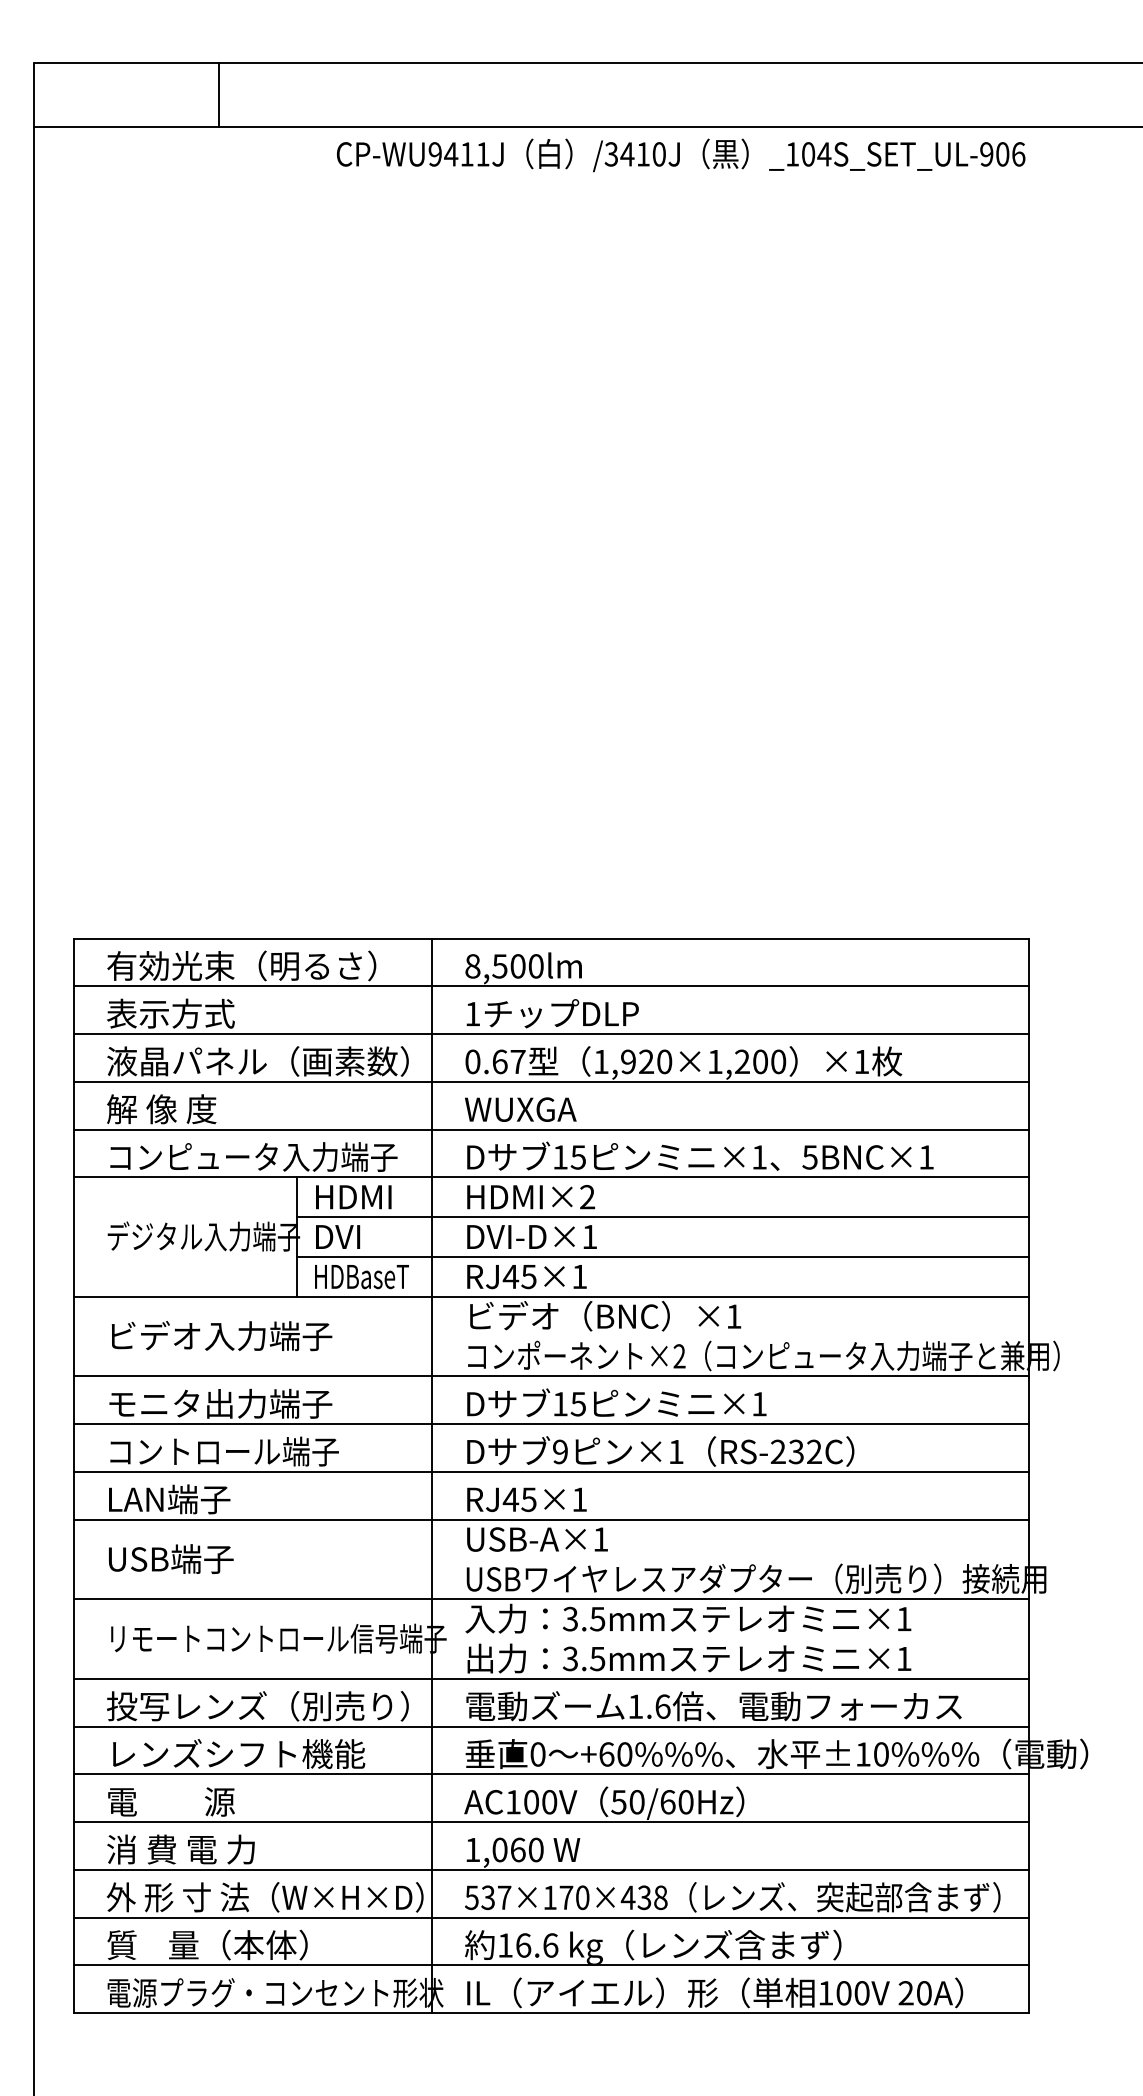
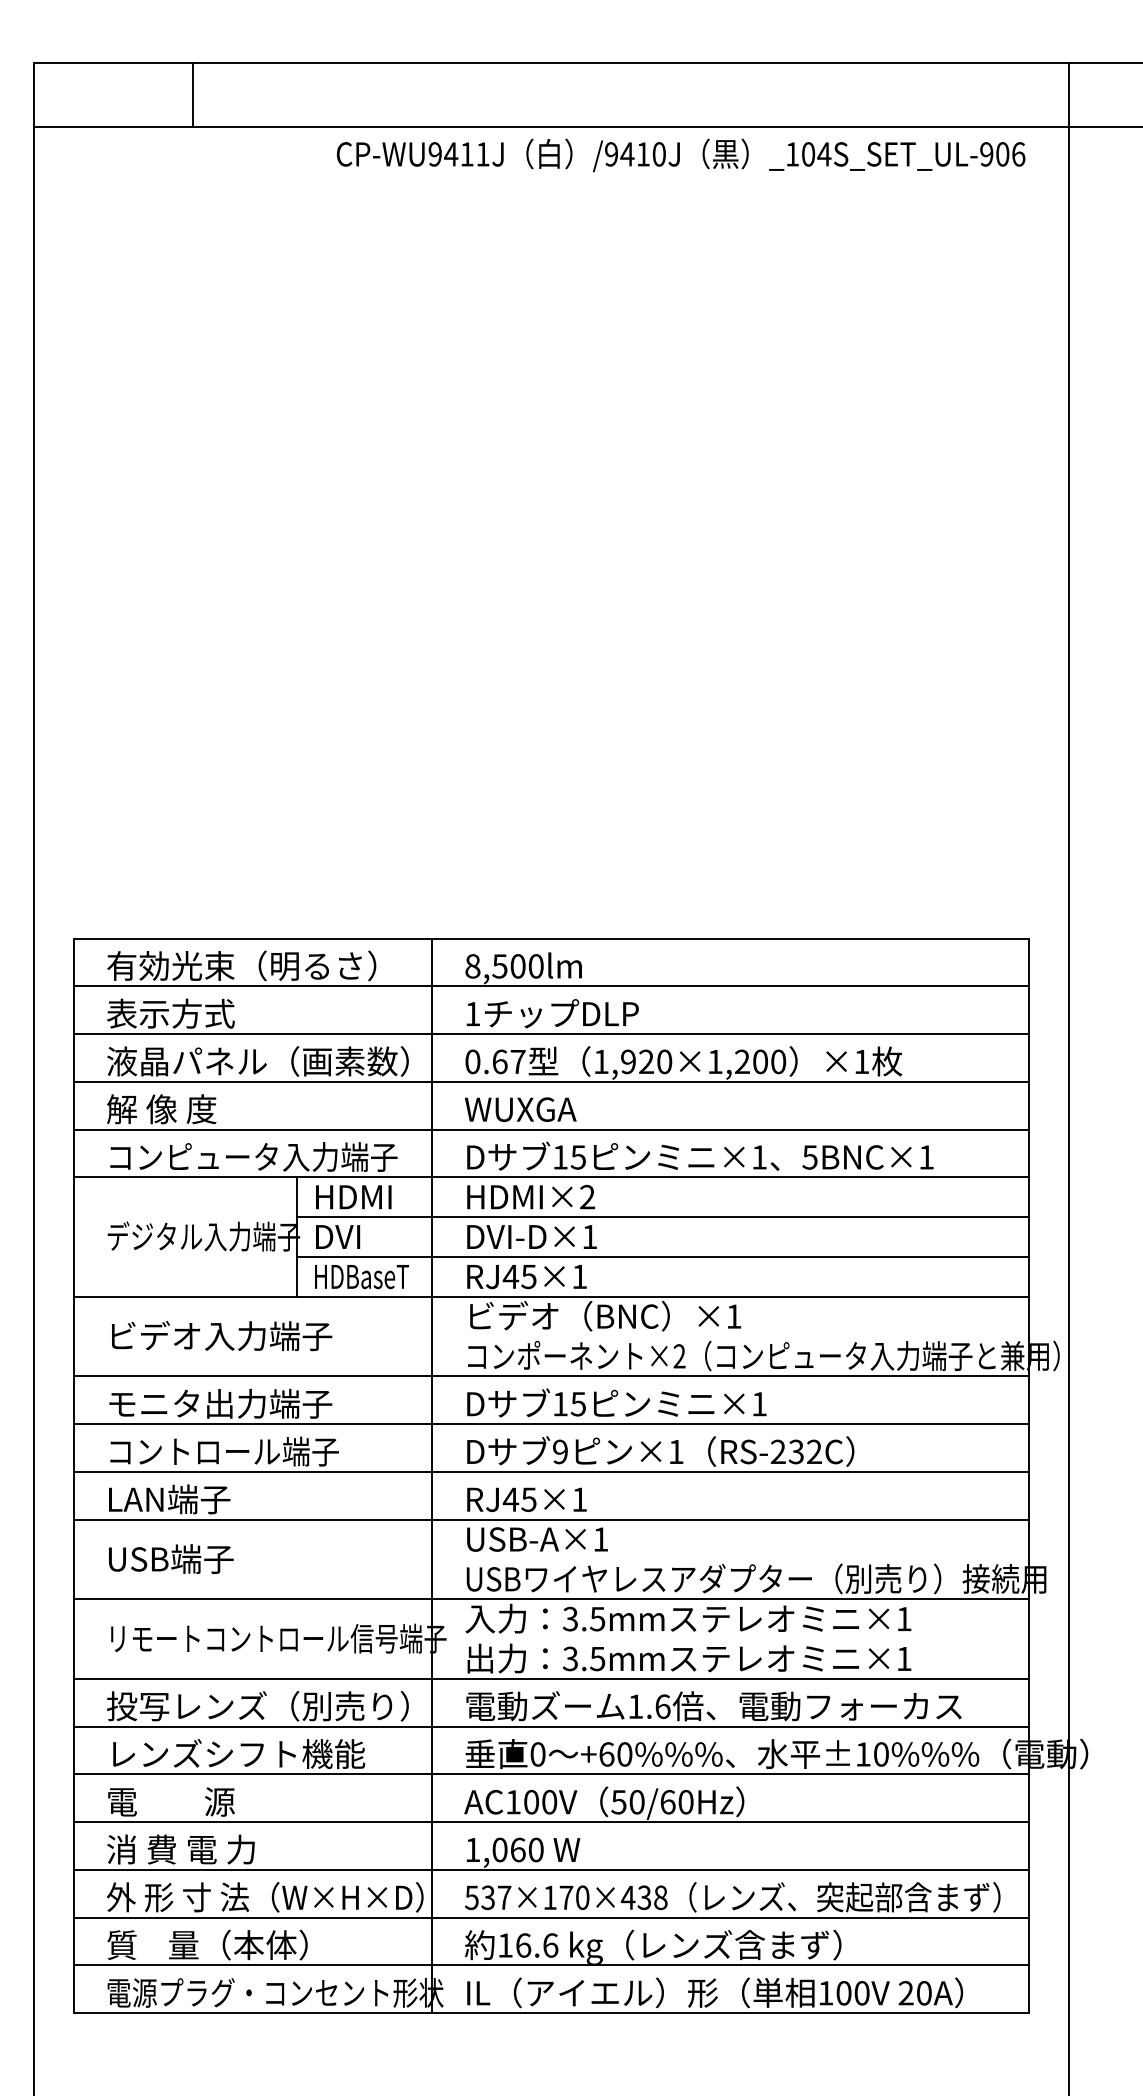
line position: (219, 94) -> (193, 94) (193, 94)
text: /3410J -> /9410J (610, 154)
line: none -> present (1068, 1077)
